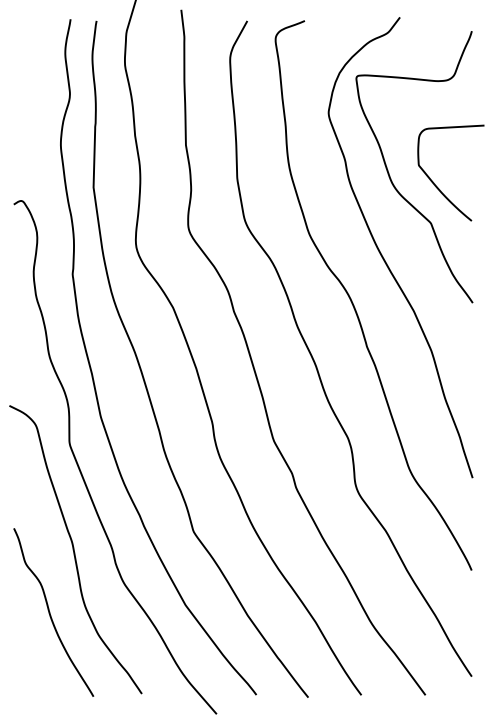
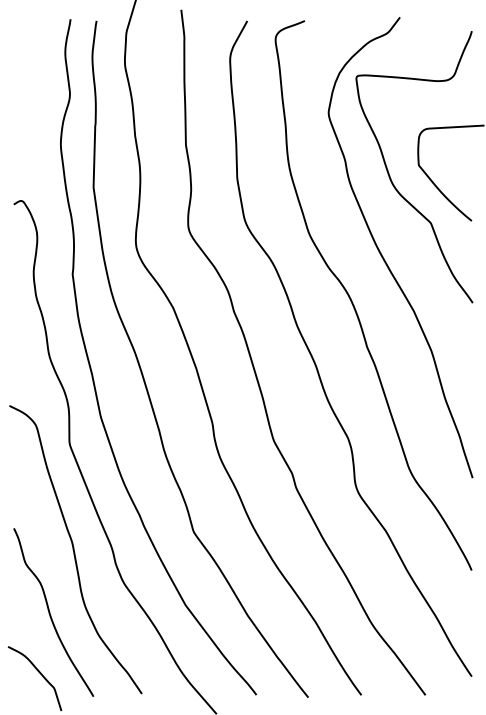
curve: none -> present (39, 673)
